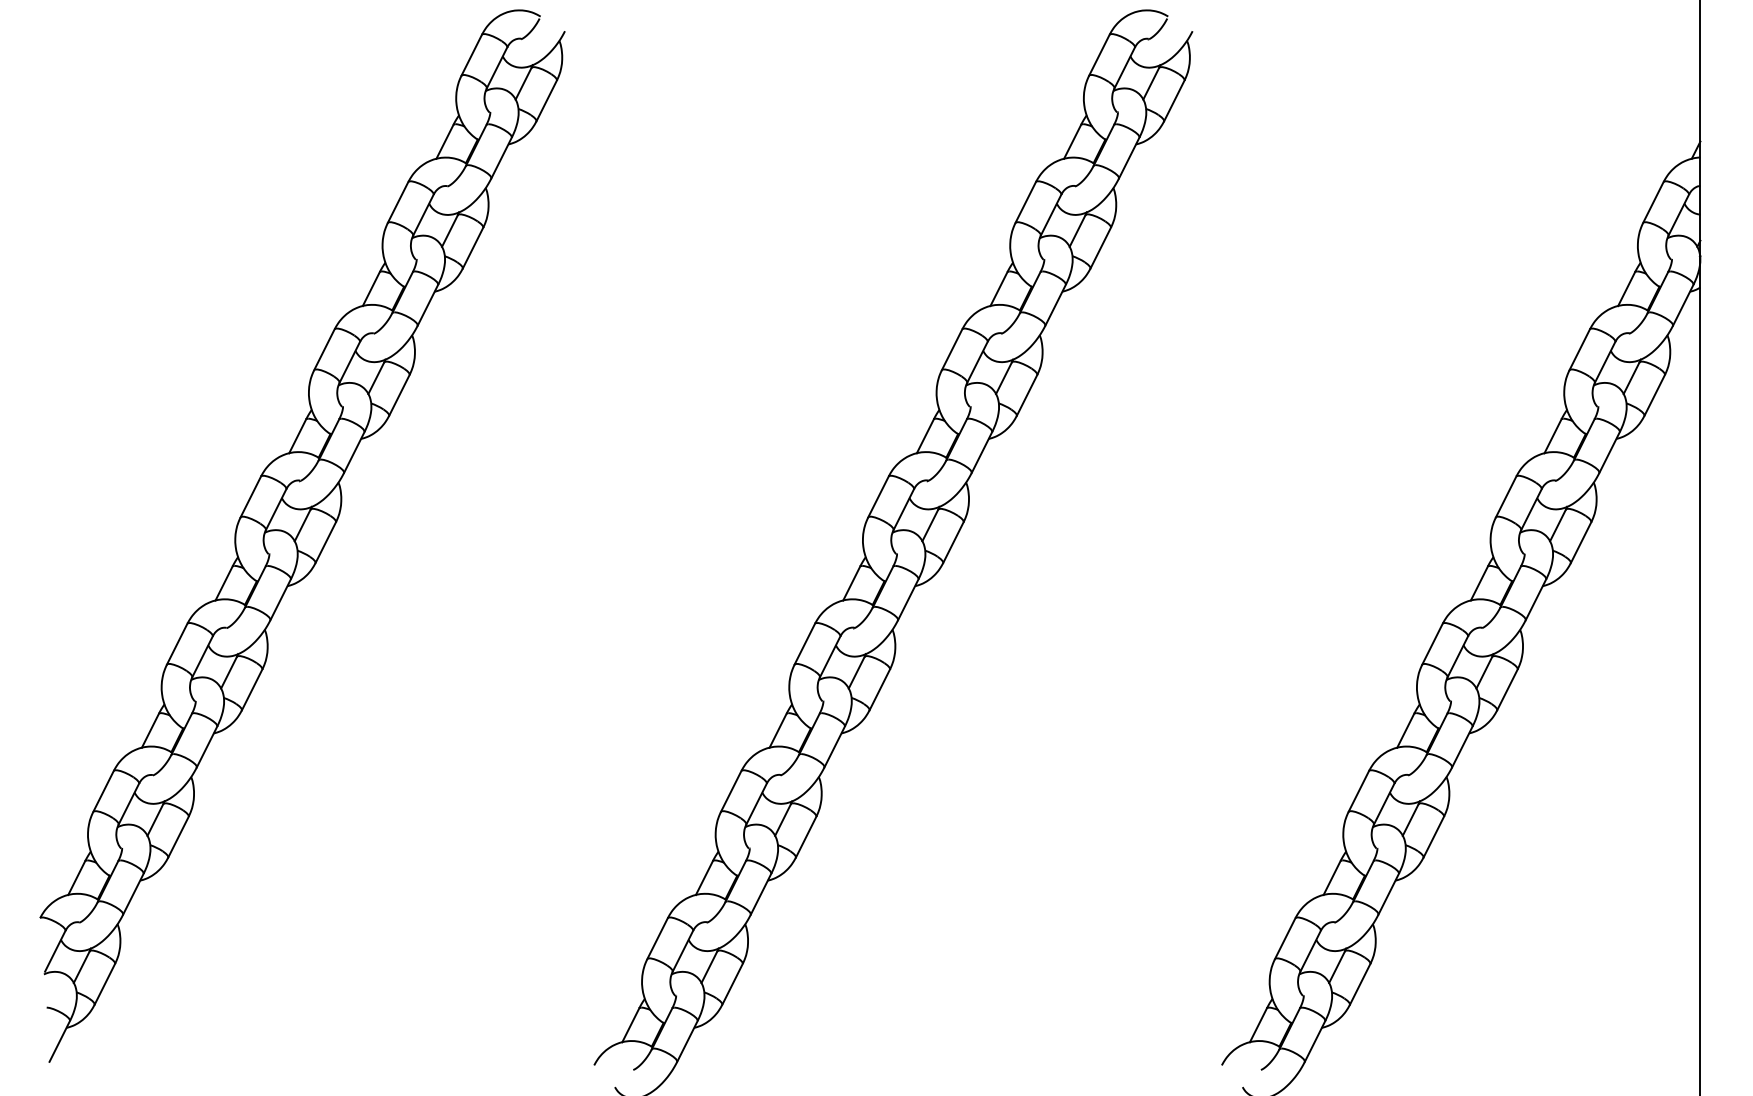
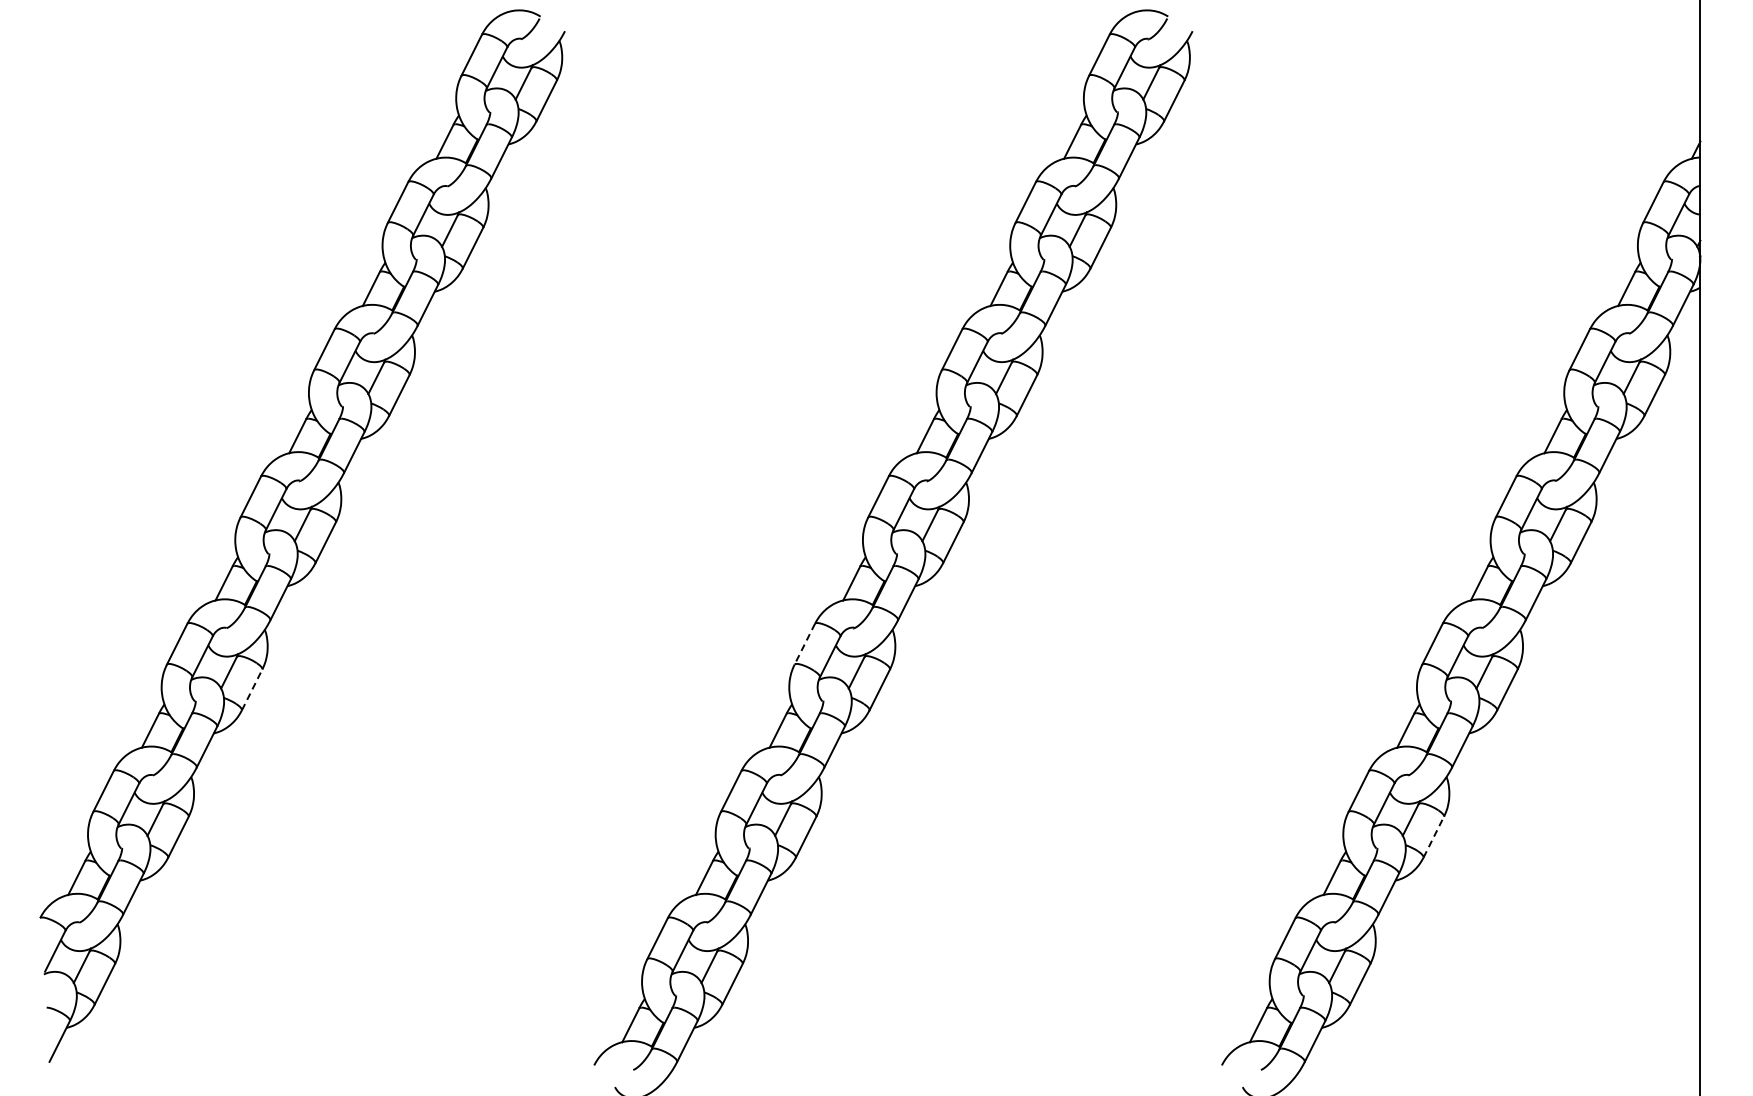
line: solid -> dashed (804, 644)
line: solid -> dashed (252, 689)
line: solid -> dashed (1433, 837)
